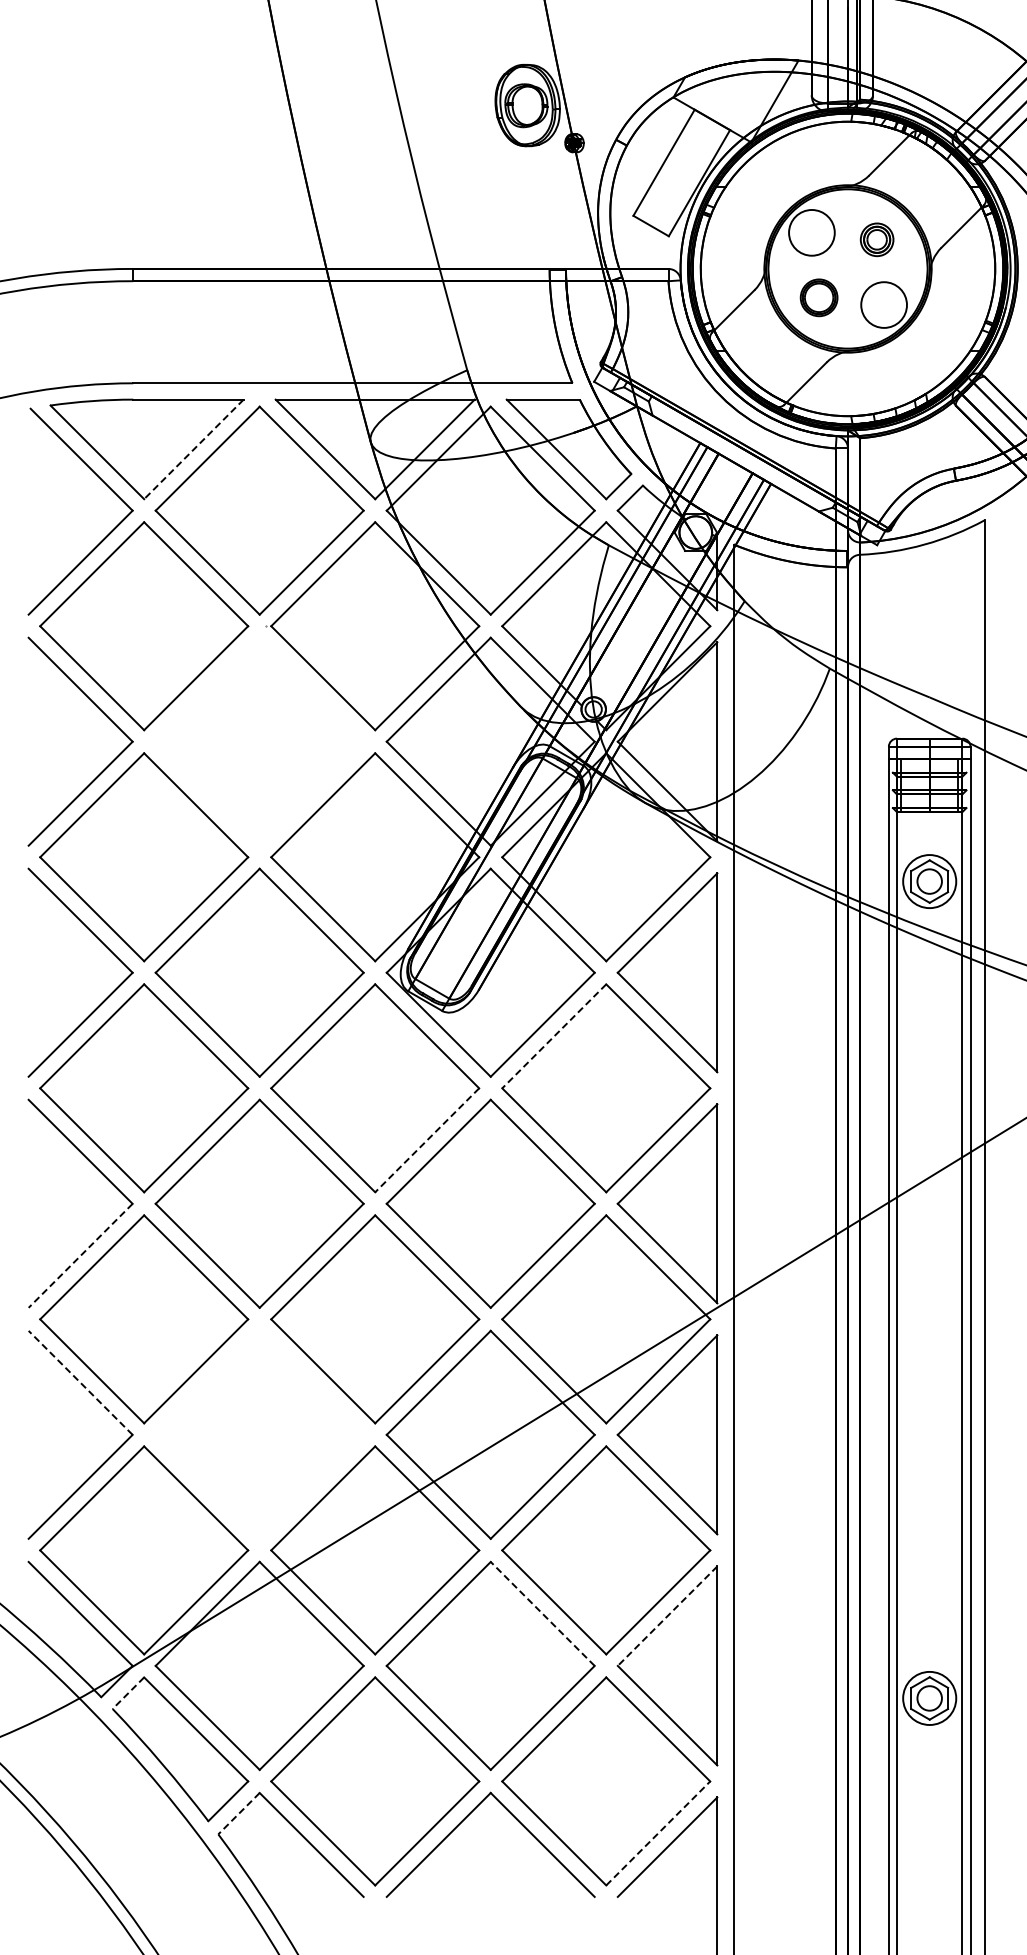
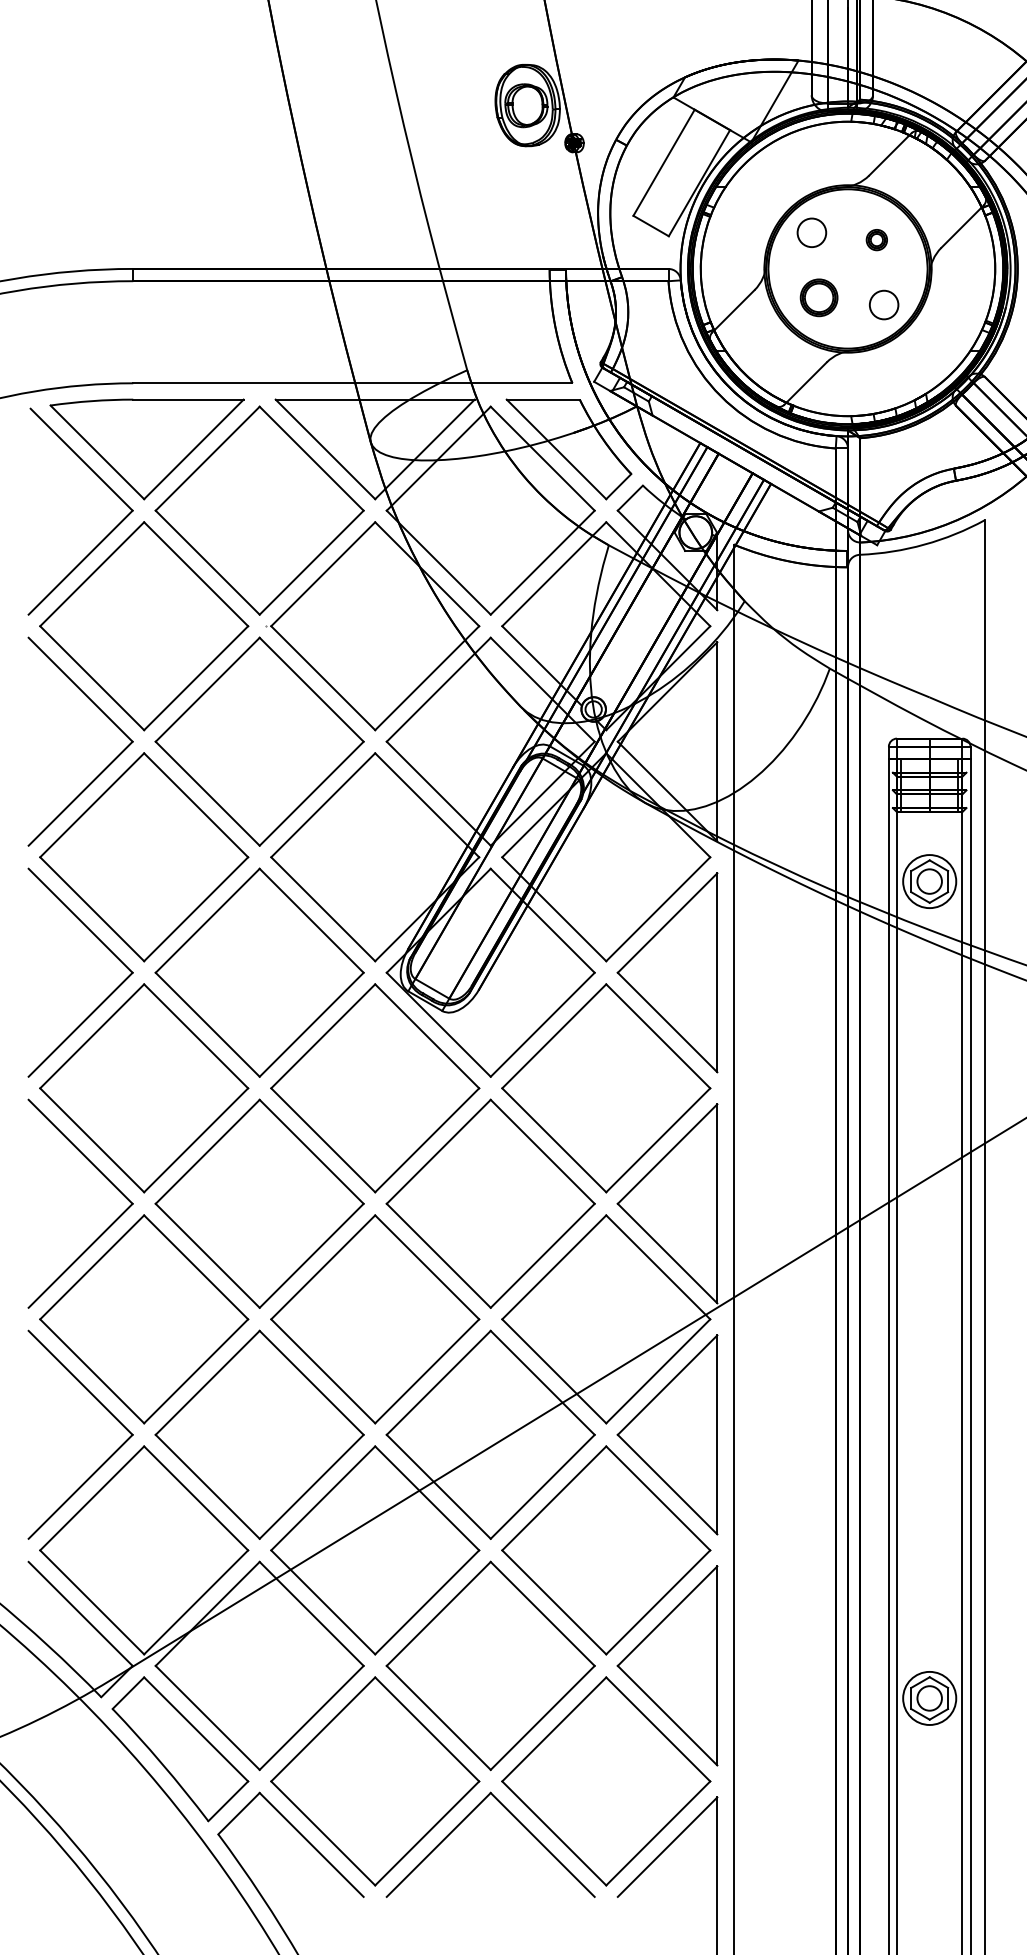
circle diameter: 46 px -> 29 px (811, 232)
part size: 36x36 px -> 23x23 px (876, 240)
circle diameter: 46 px -> 29 px (883, 304)
line: dashed -> solid (193, 449)
part: none -> present (259, 741)
line: dashed -> solid (554, 1036)
line: dashed -> solid (427, 1140)
line: dashed -> solid (80, 1255)
line: dashed -> solid (80, 1382)
part: none -> present (259, 1434)
line: dashed -> solid (542, 1613)
line: dashed -> solid (667, 1616)
line: dashed -> solid (128, 1693)
line: dashed -> solid (238, 1814)
line: dashed -> solid (658, 1833)
